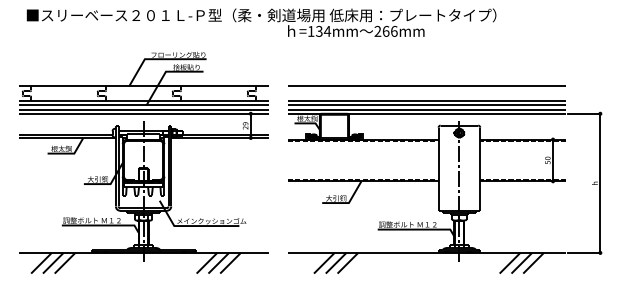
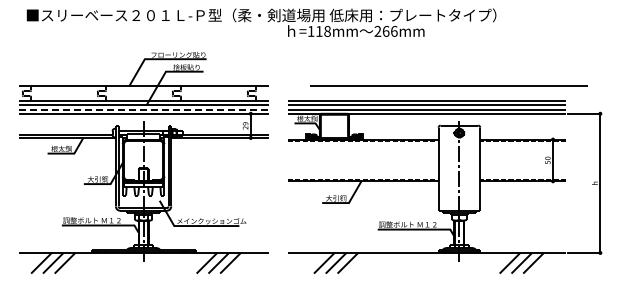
text: =134mm -> =118mm (323, 30)
line position: (426, 85) -> (448, 85) (448, 85)
line: solid -> dashed (143, 109)
